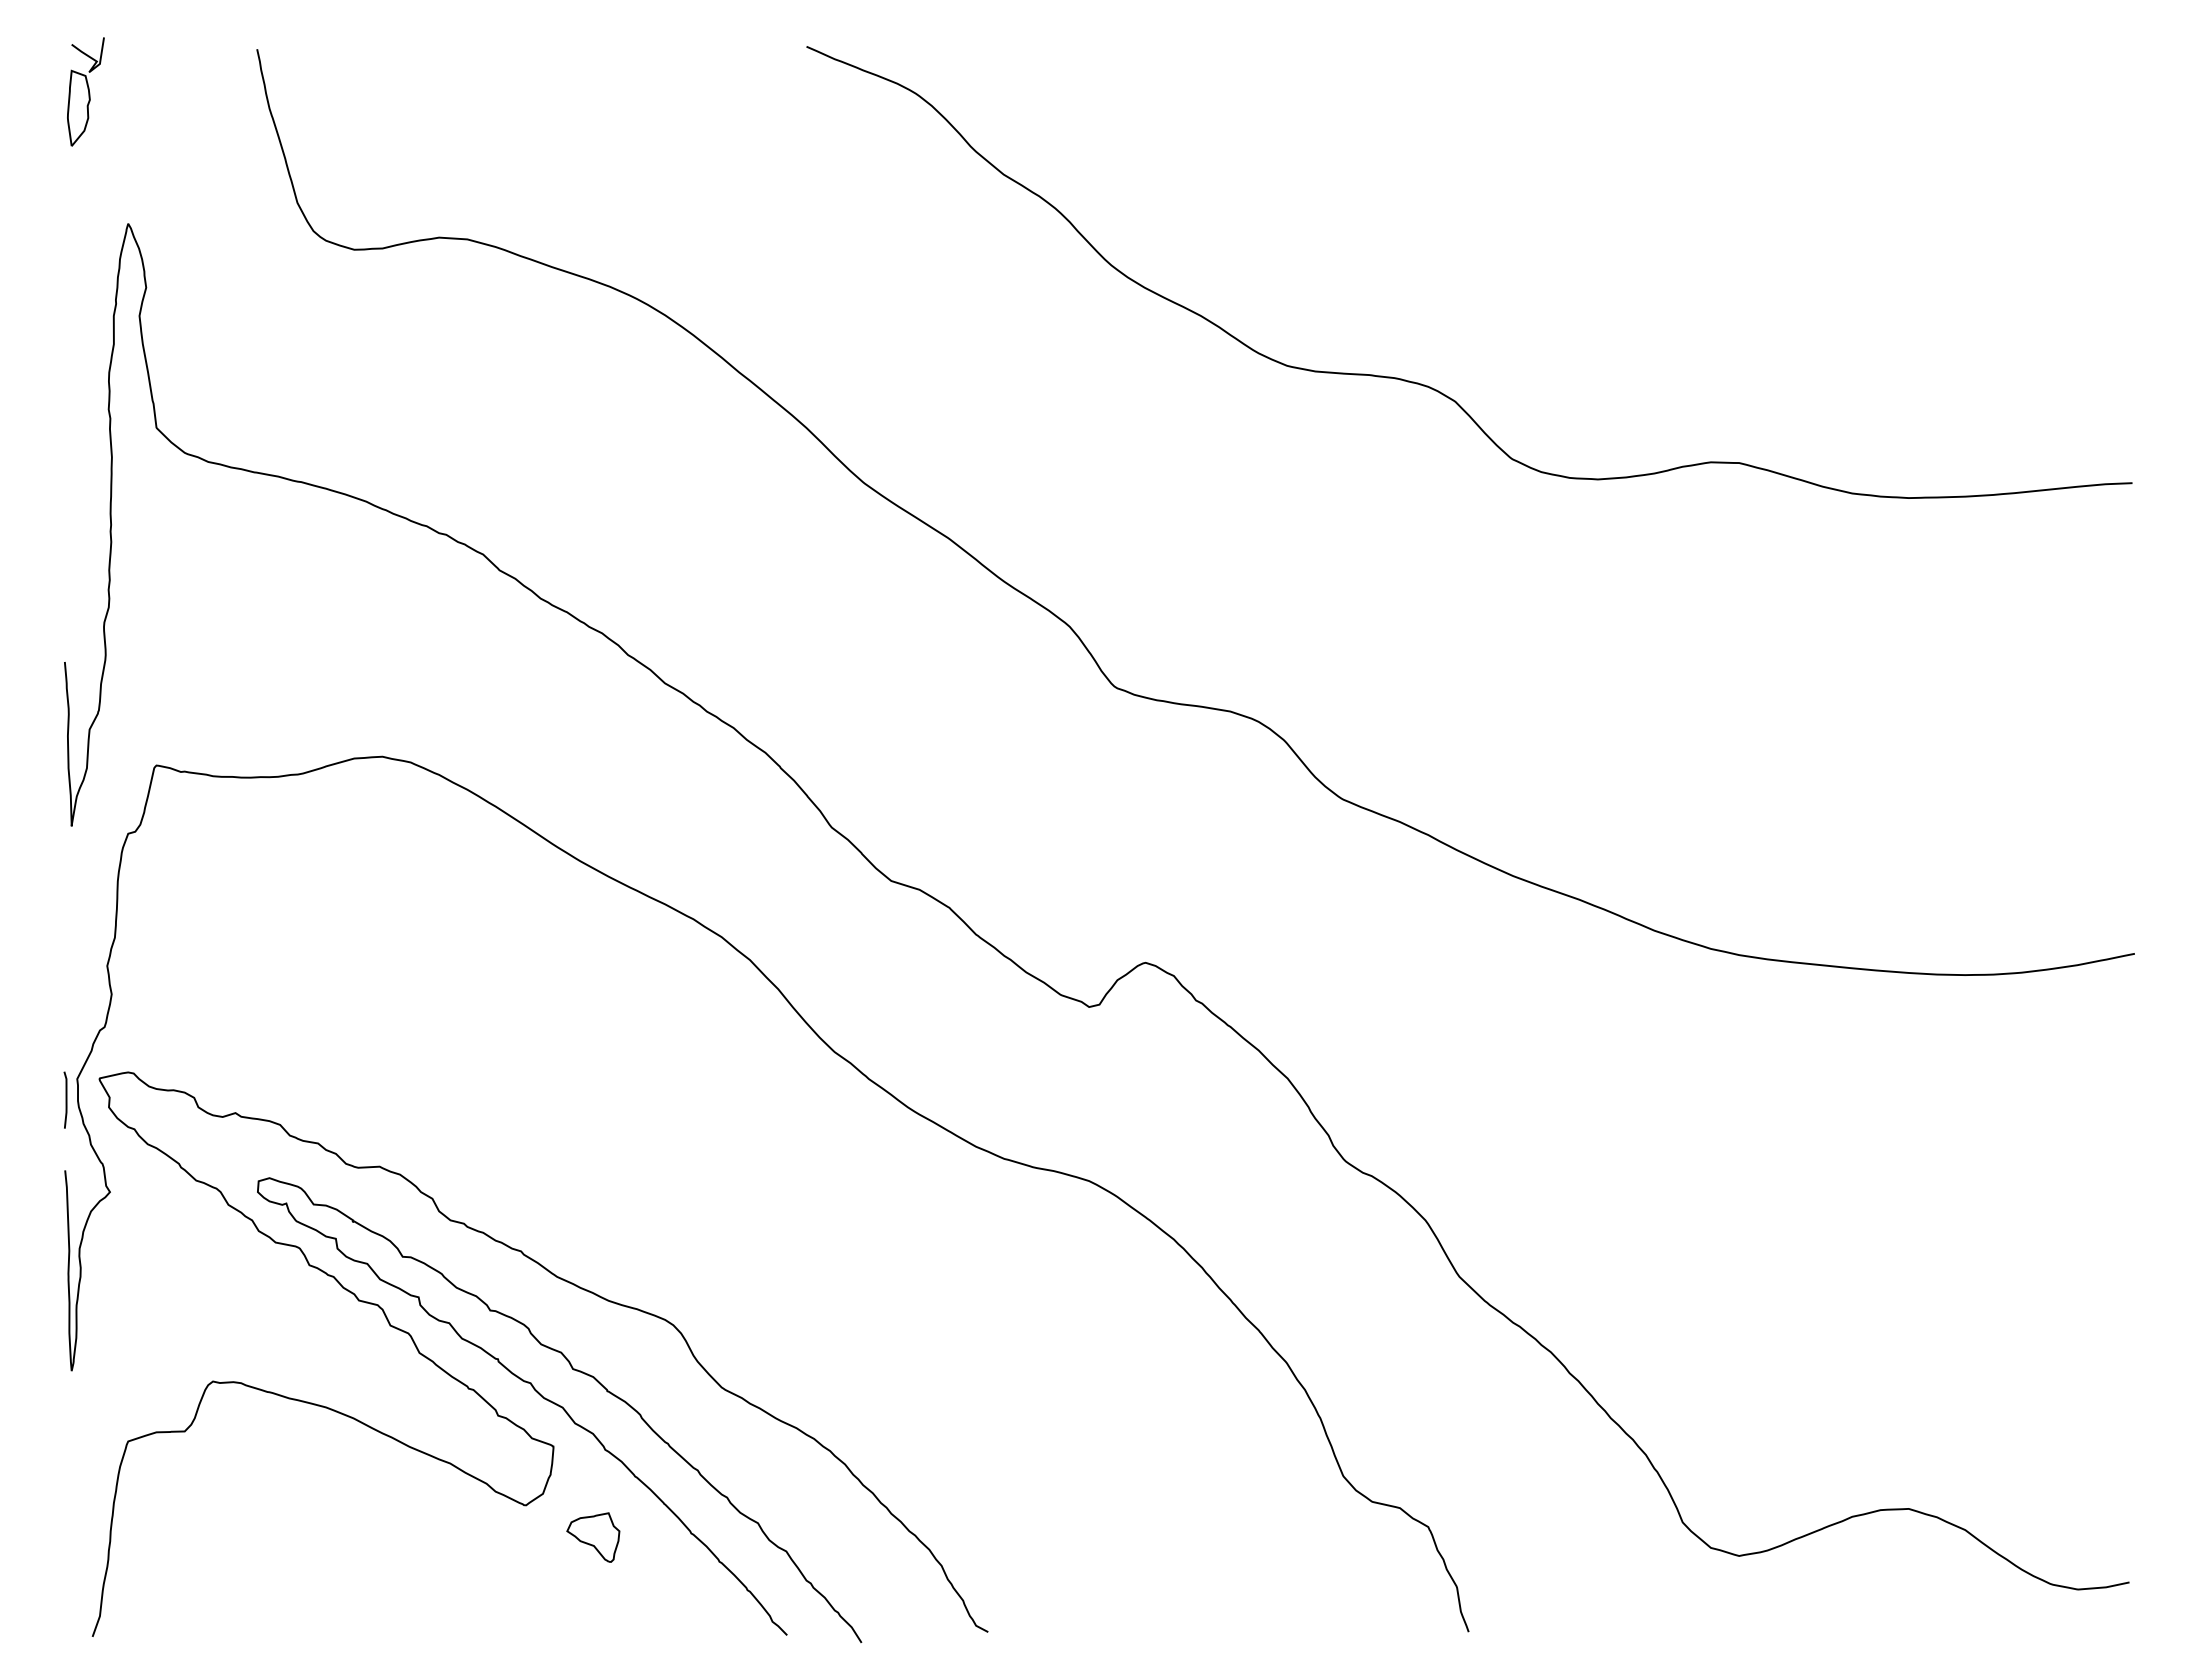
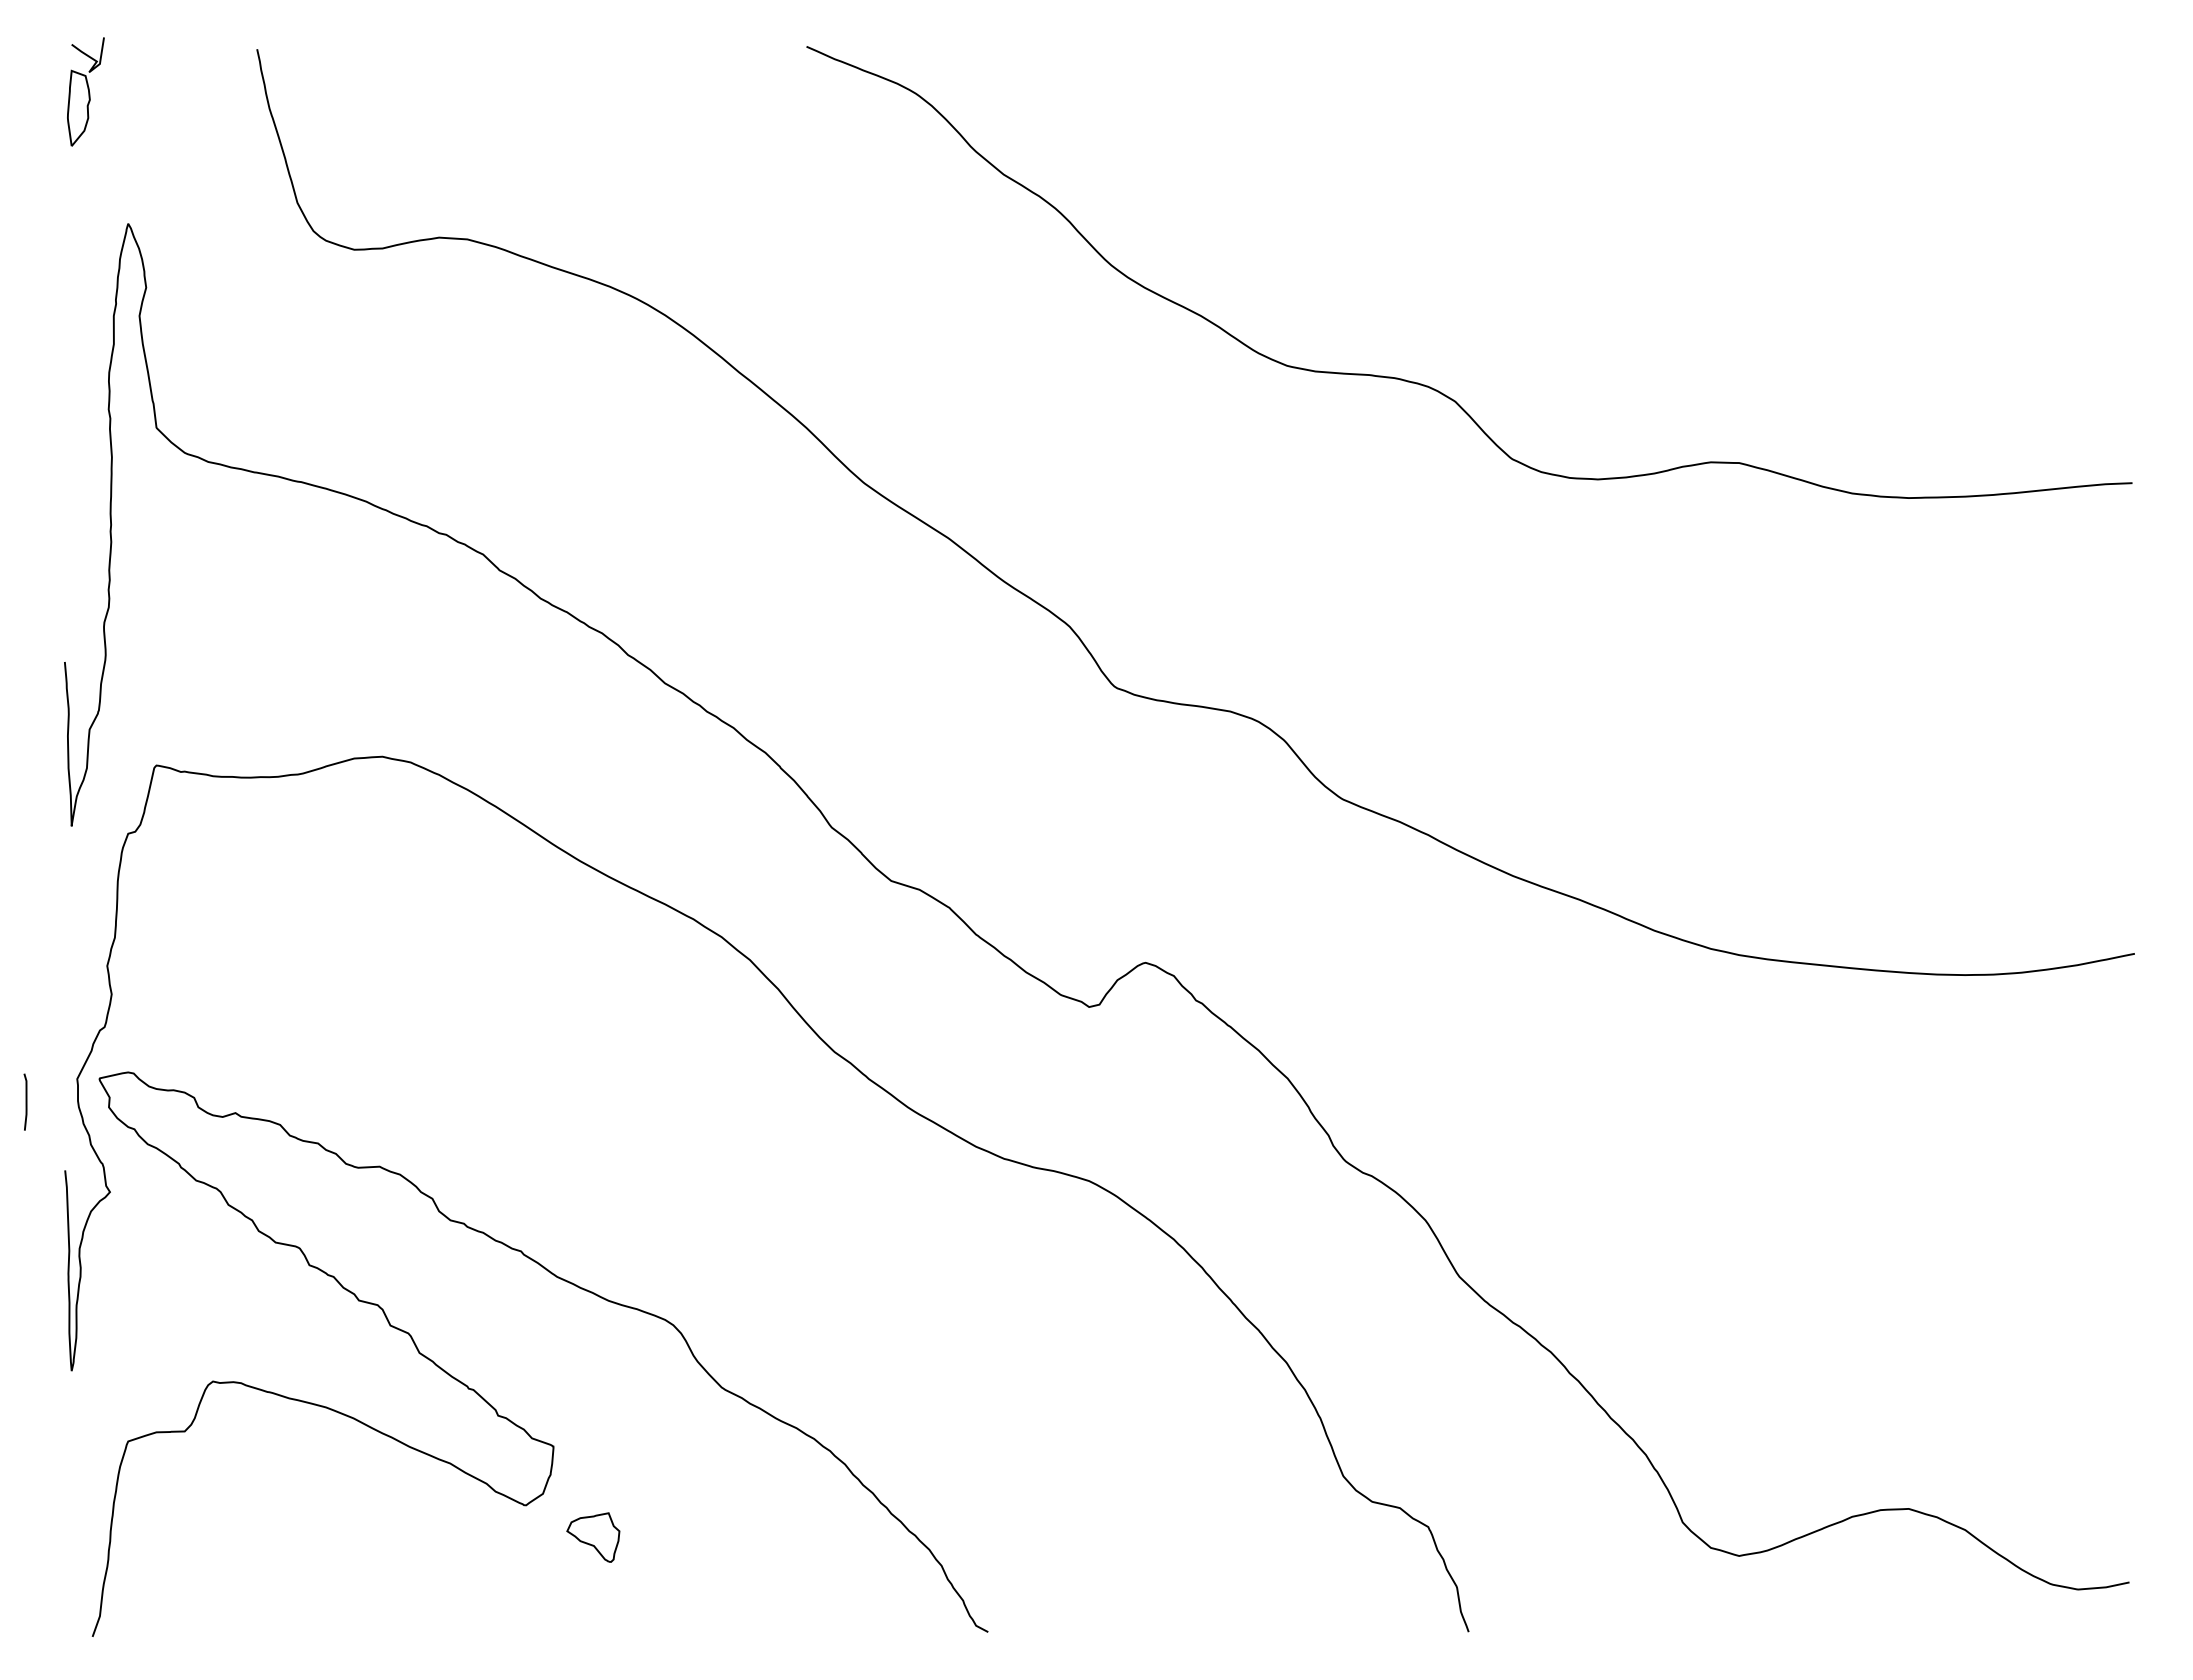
curve position: (65, 1099) -> (25, 1101) (25, 1101)
curve: present -> none (560, 1407)
